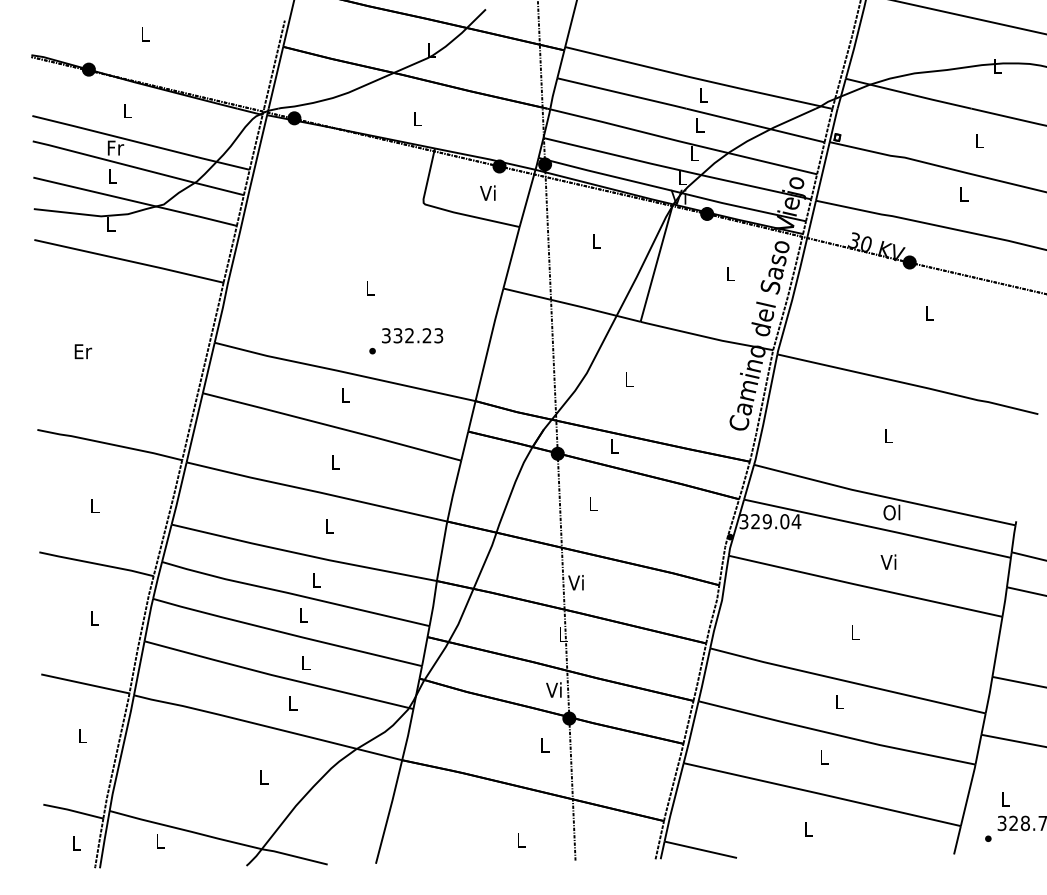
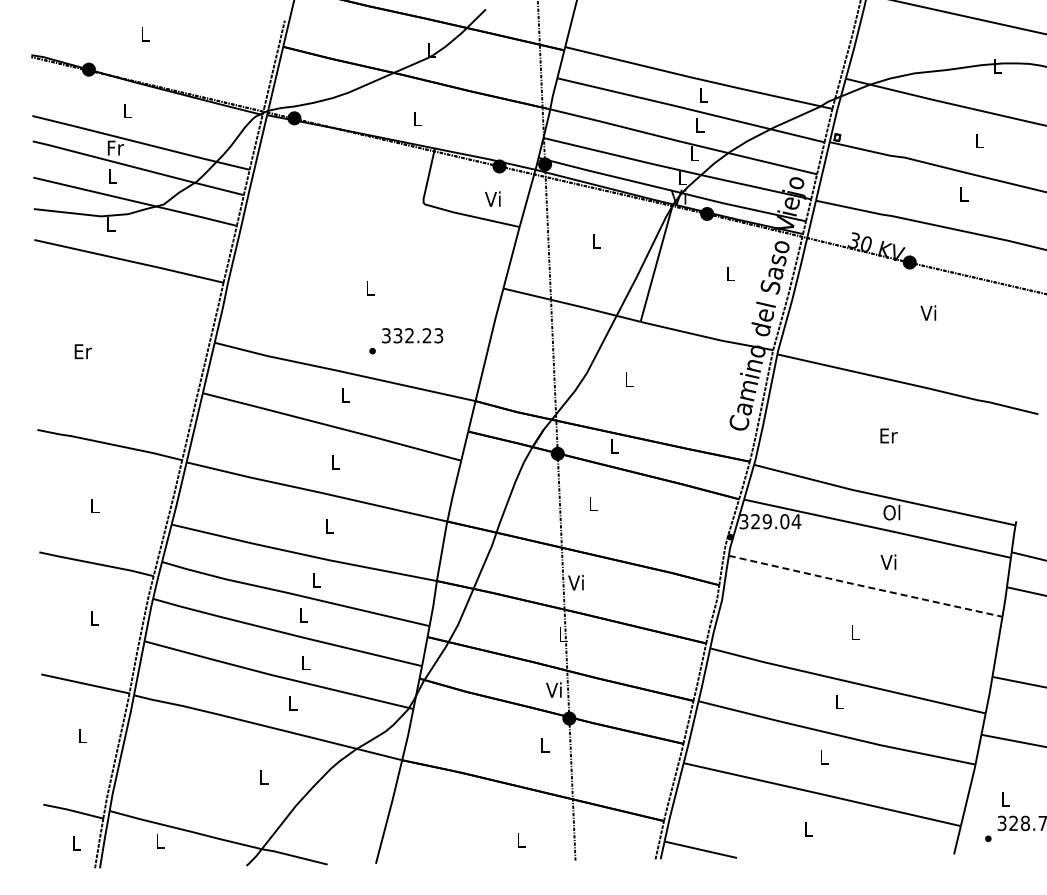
text position: (487, 192) -> (492, 198) (492, 198)
text: L -> Vi (928, 312)
text: L -> Er (888, 435)
line: solid -> dashed (865, 586)
